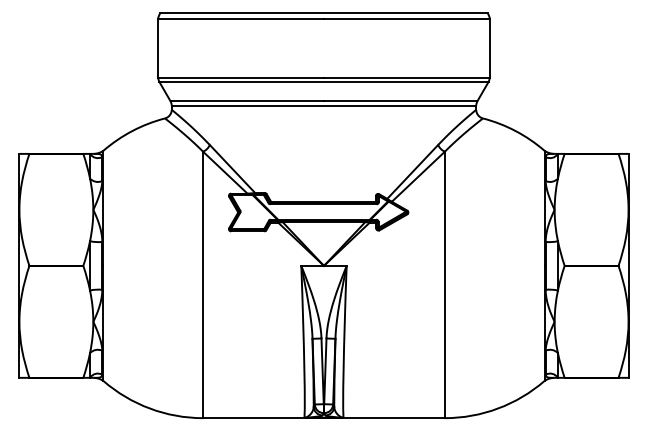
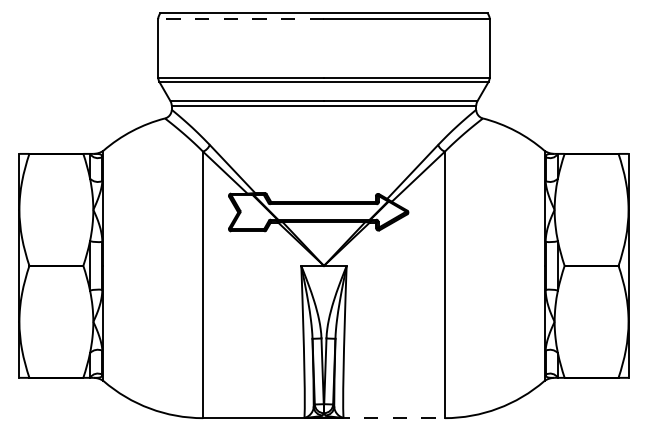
line: solid -> dashed (241, 19)
line: solid -> dashed (390, 418)
